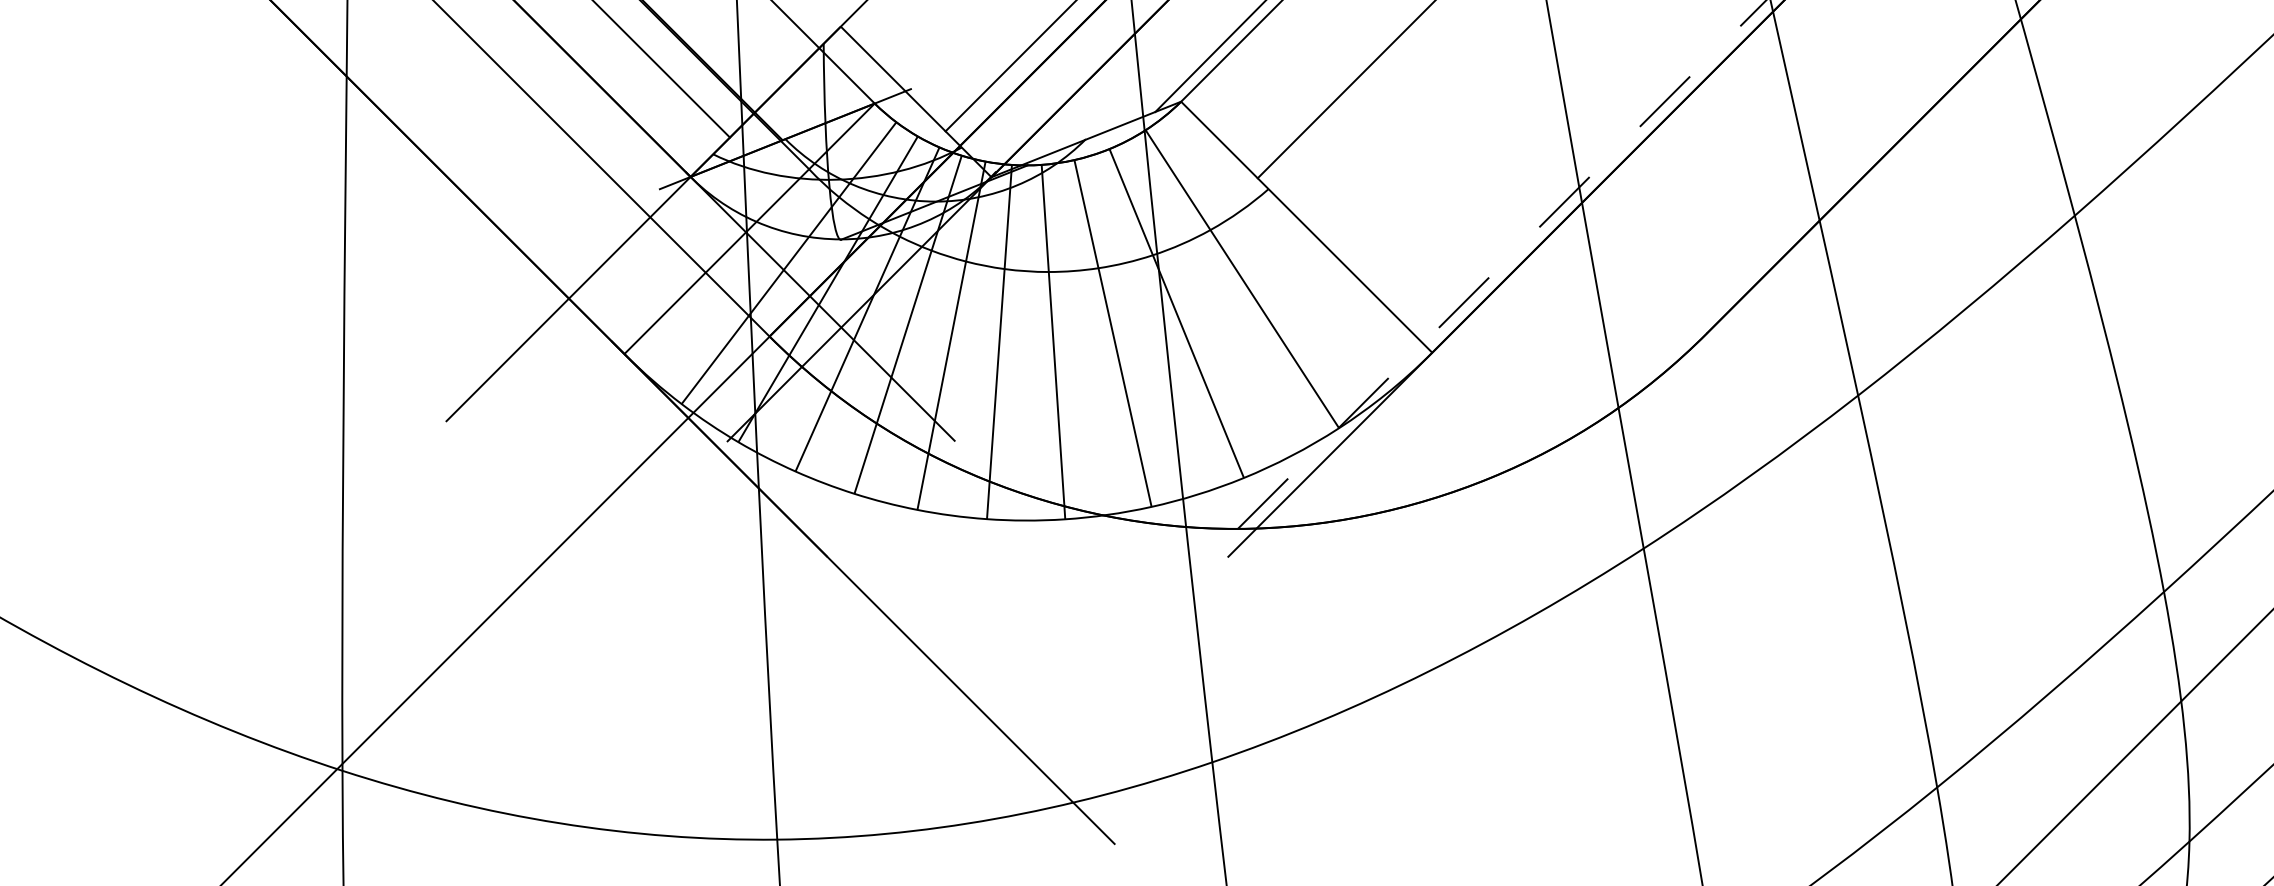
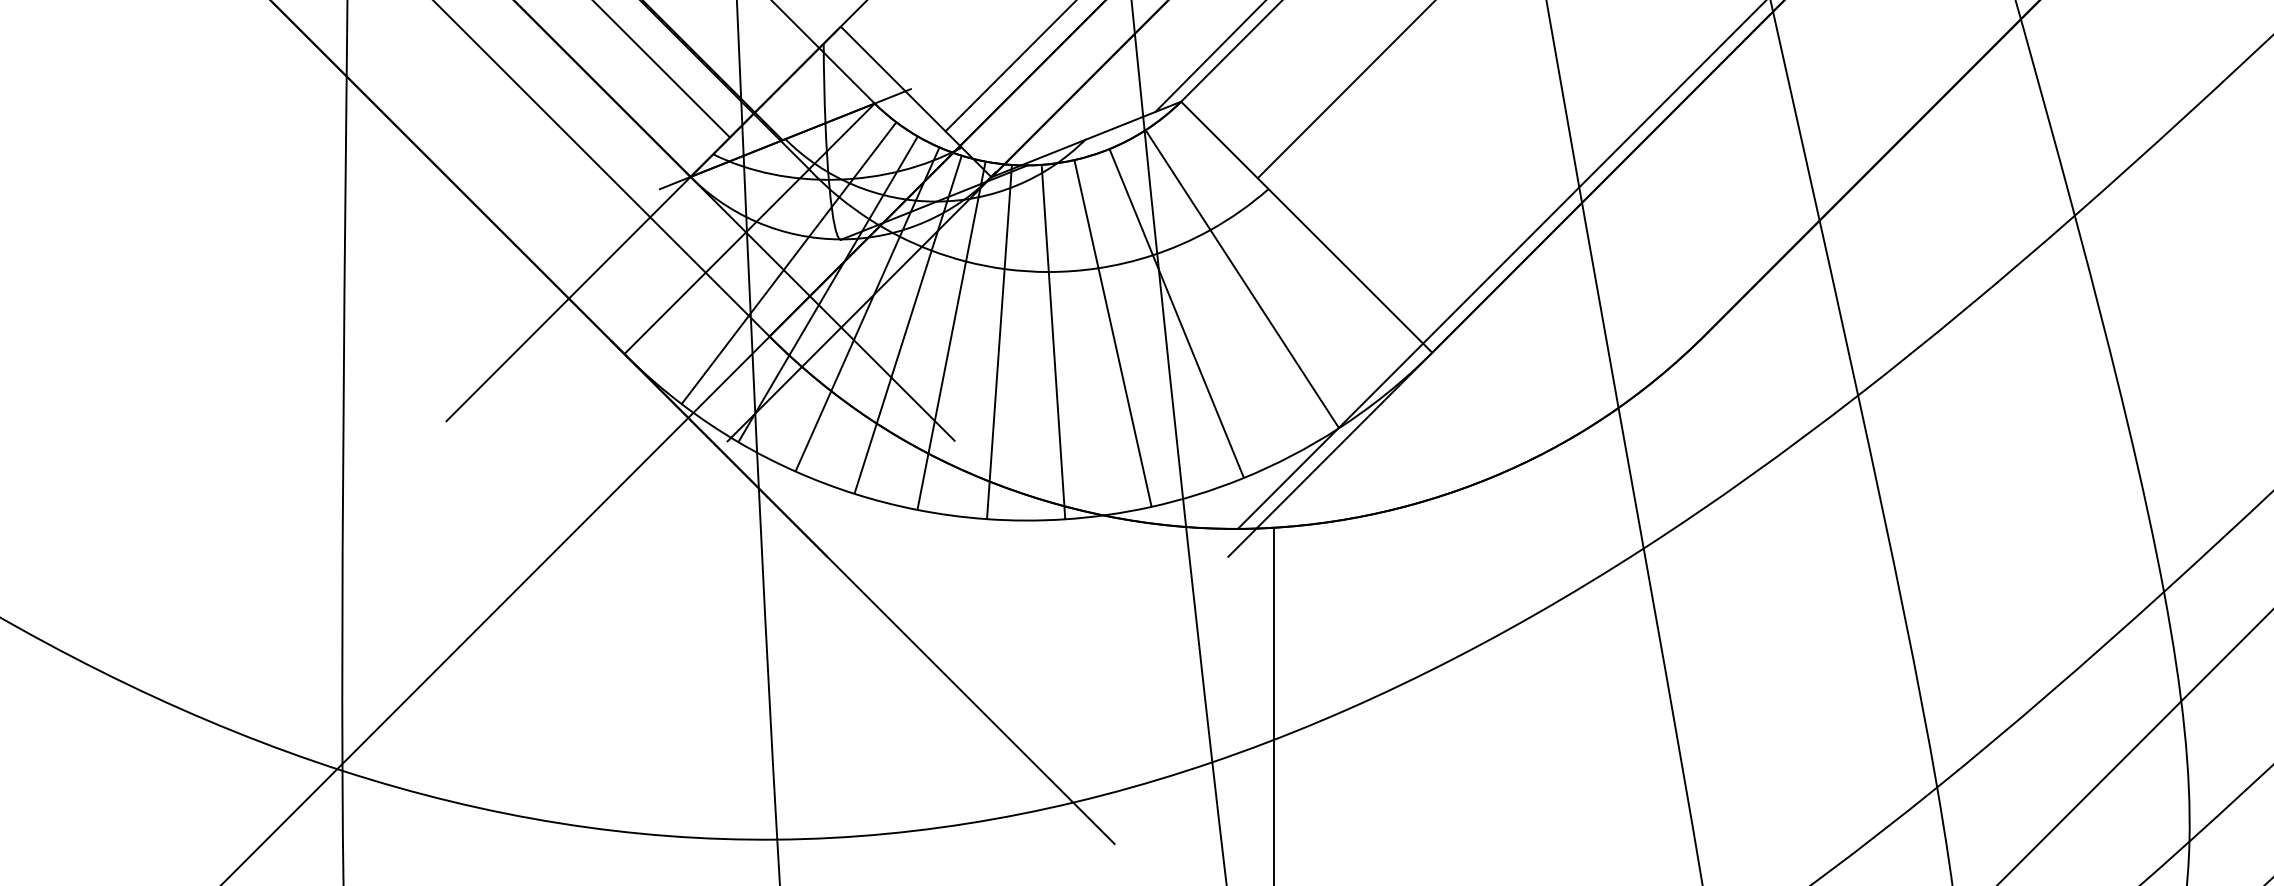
arc: dashed -> solid (1502, 264)
line: none -> present (1273, 704)
